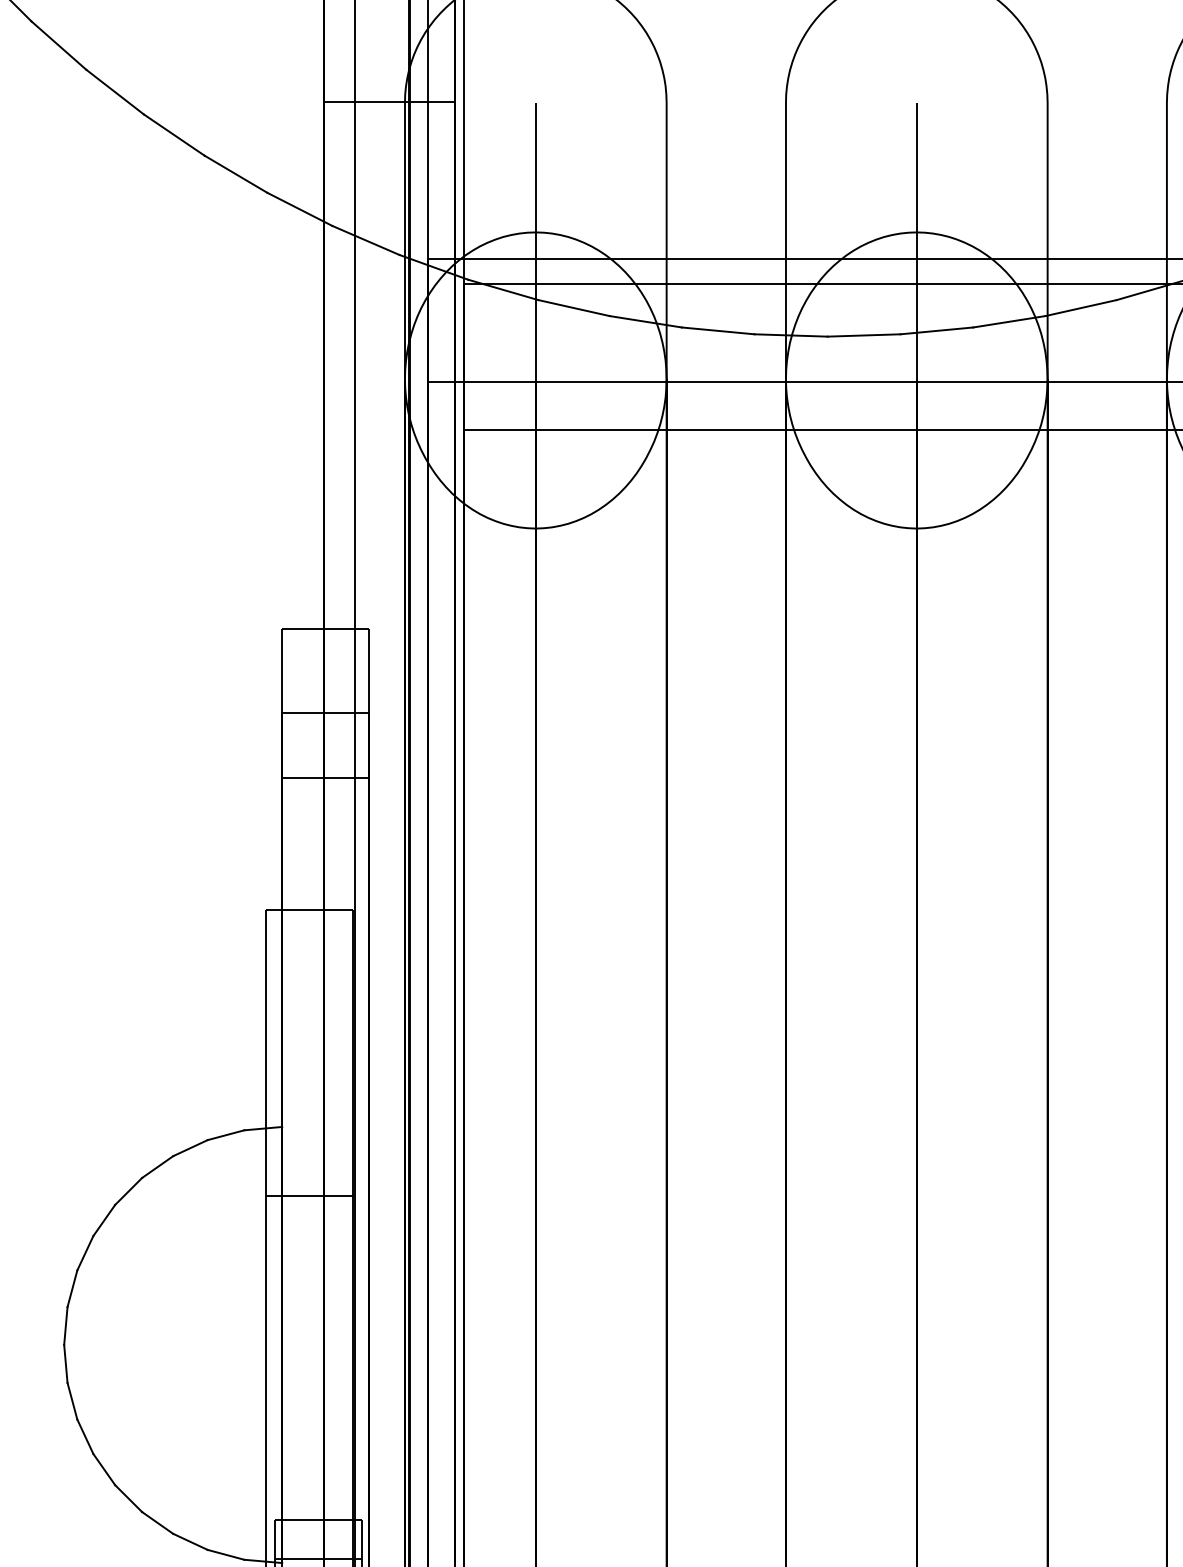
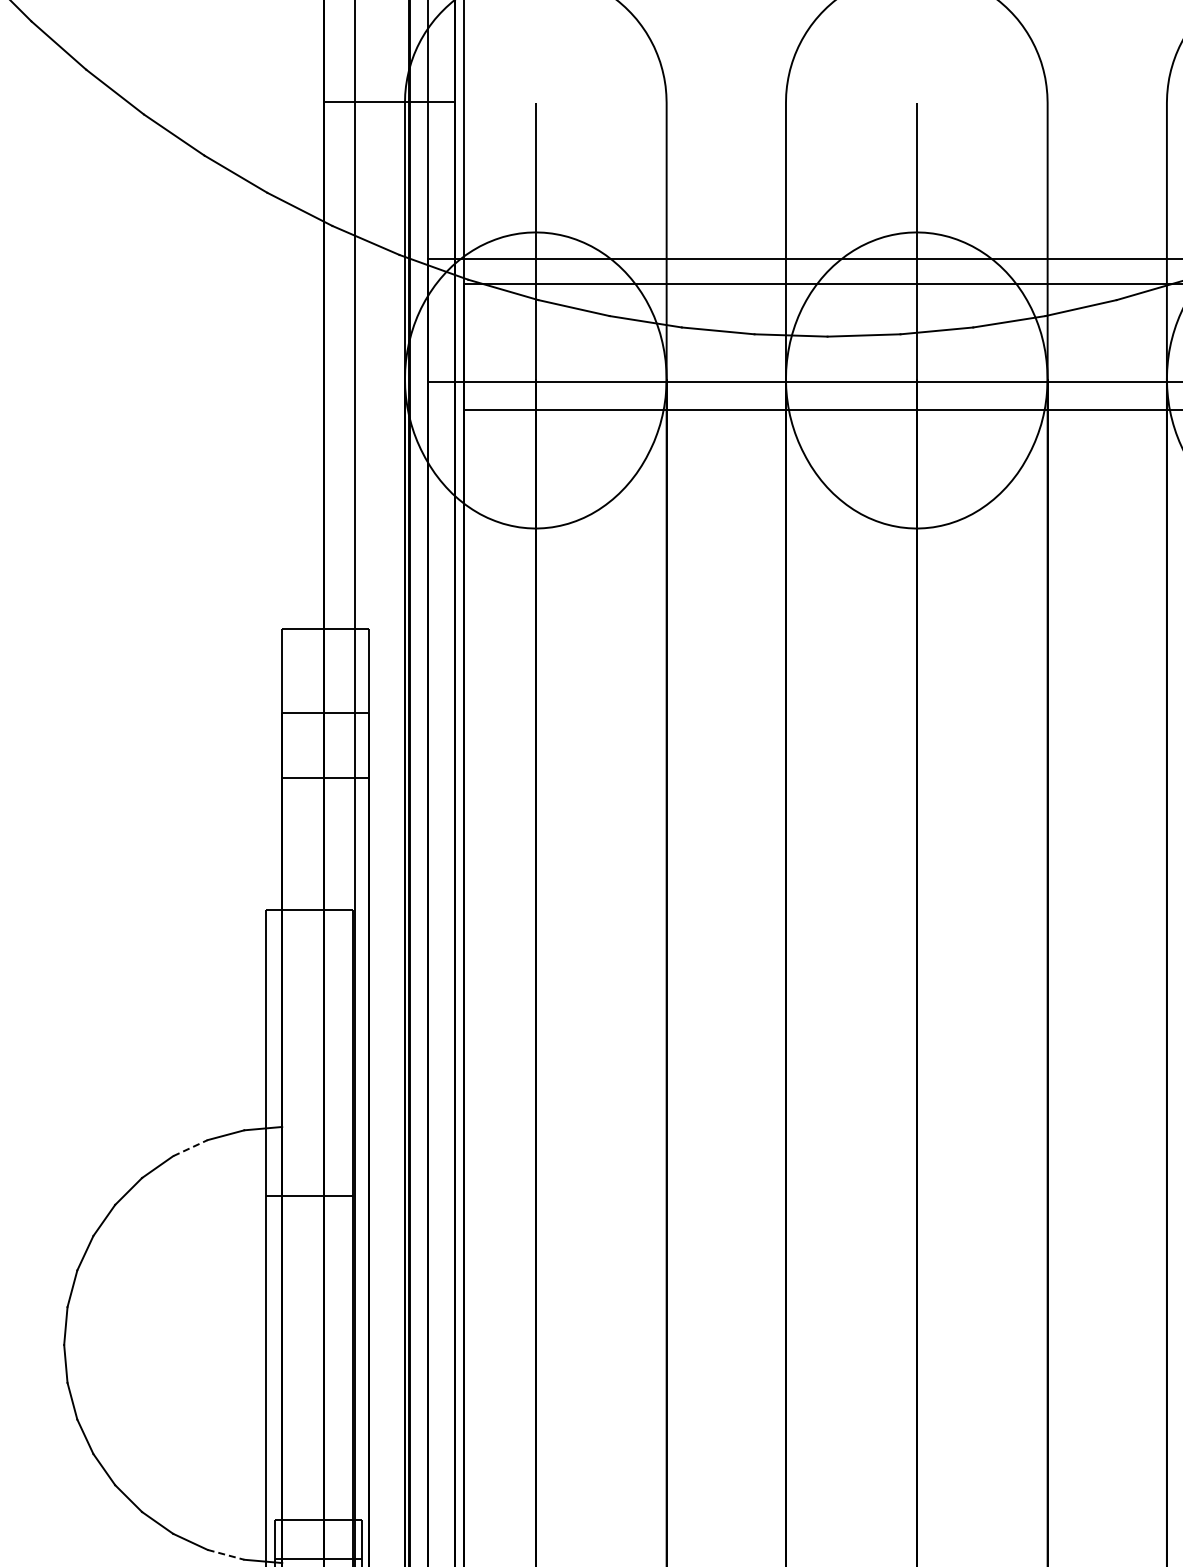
line position: (821, 429) -> (821, 409) (821, 409)
line: solid -> dashed (190, 1147)
line: solid -> dashed (226, 1554)
